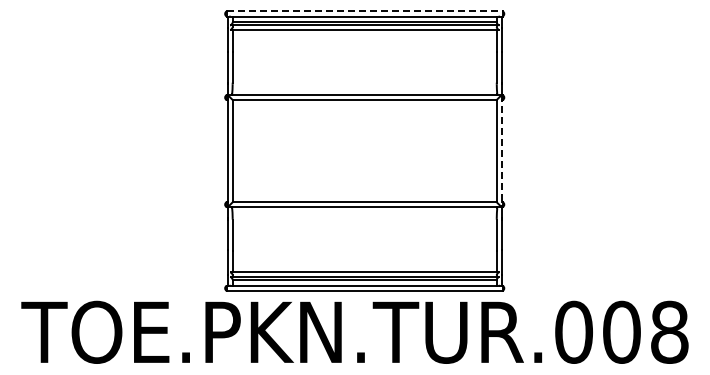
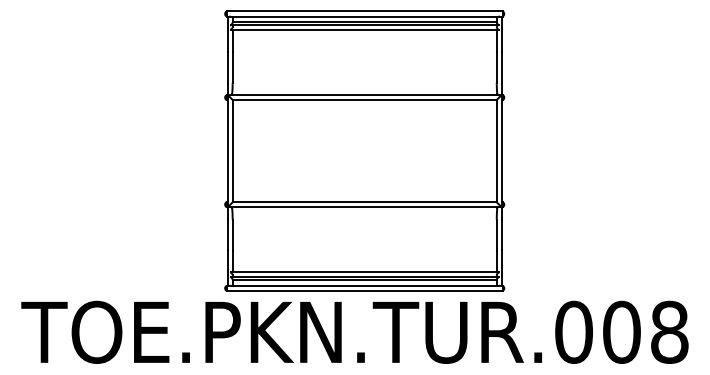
line: dashed -> solid (364, 11)
line: dashed -> solid (501, 151)
